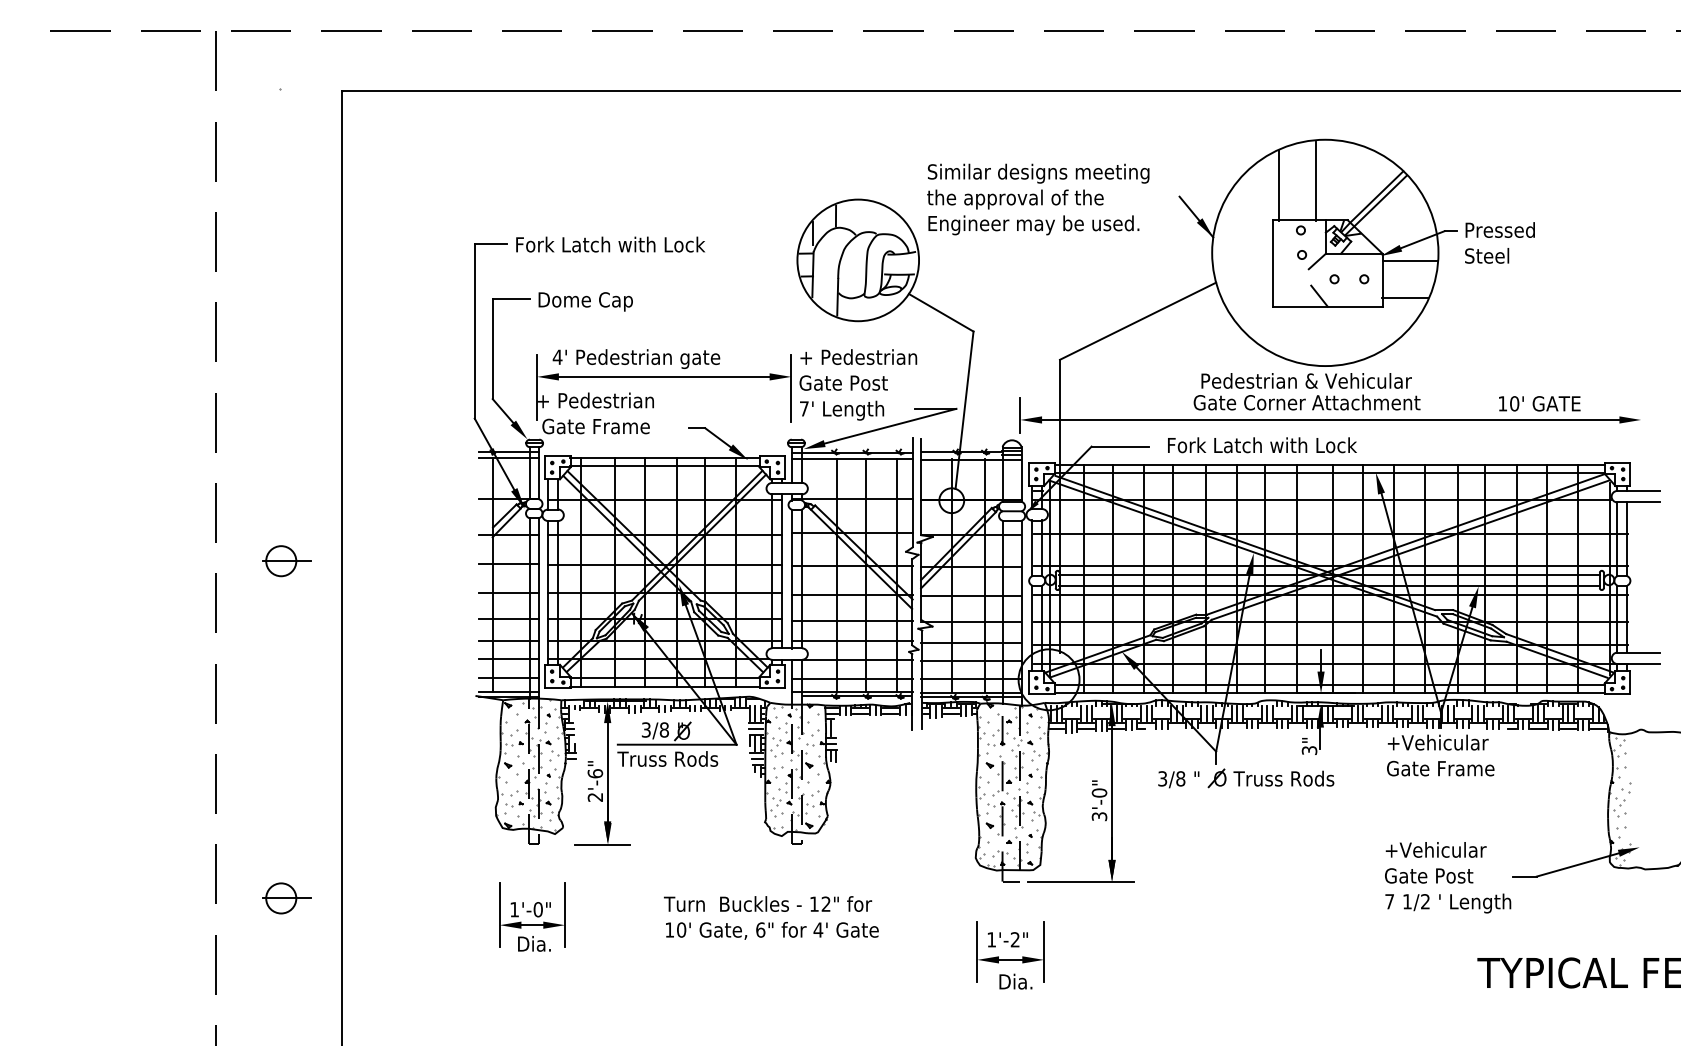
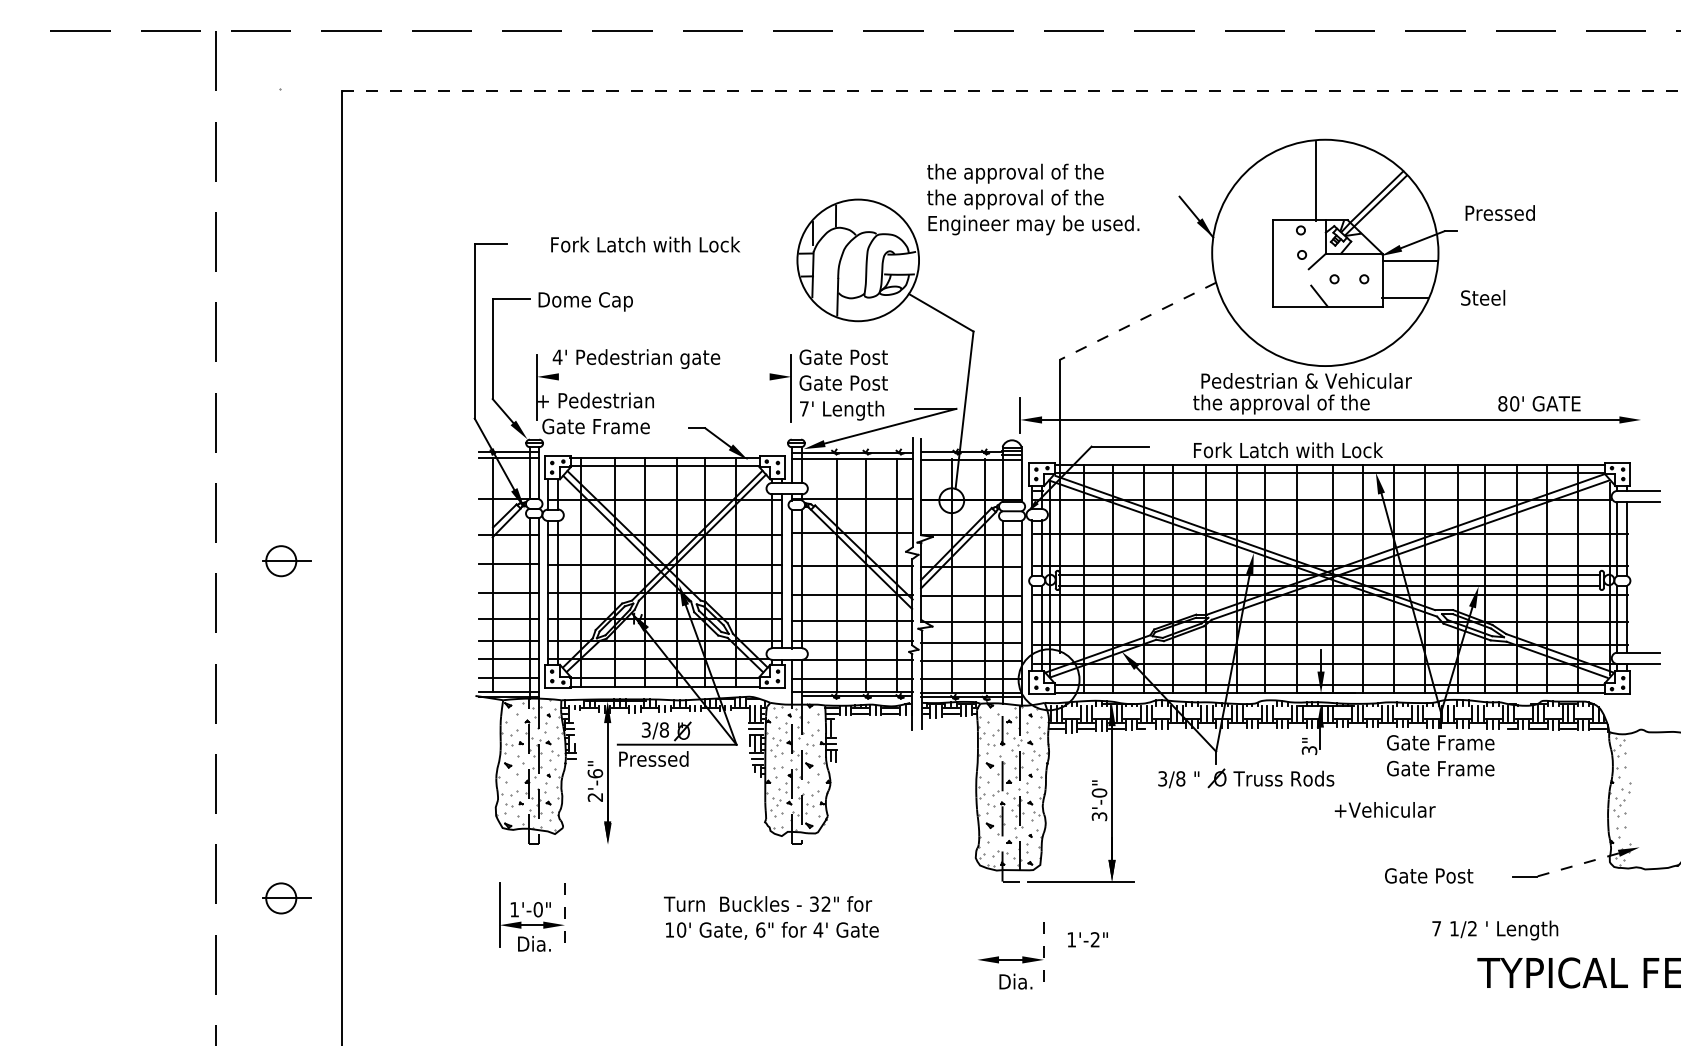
line: solid -> dashed (1010, 91)
text: Similar designs meeting -> the approval of the (1038, 173)
line: present -> none (1278, 185)
text position: (1499, 229) -> (1499, 212) (1499, 212)
text position: (610, 244) -> (645, 244) (645, 244)
text position: (1487, 255) -> (1483, 297) (1483, 297)
line: solid -> dashed (1137, 321)
text: + Pedestrian -> Gate Post (858, 357)
line: present -> none (663, 376)
text: 10' -> 80' (1502, 403)
text: Gate Corner Attachment -> the approval of the (1306, 404)
text position: (1262, 445) -> (1288, 450) (1288, 450)
text: +Vehicular -> Gate Frame (1440, 742)
text: Truss Rods -> Pressed (667, 758)
line: present -> none (602, 844)
text position: (1435, 849) -> (1384, 809) (1384, 809)
line: solid -> dashed (1577, 864)
text: 12" -> 32" (814, 903)
text position: (1448, 903) -> (1495, 930) (1495, 930)
line: solid -> dashed (564, 915)
text position: (1007, 939) -> (1087, 939) (1087, 939)
line: present -> none (977, 951)
line: solid -> dashed (1043, 951)
